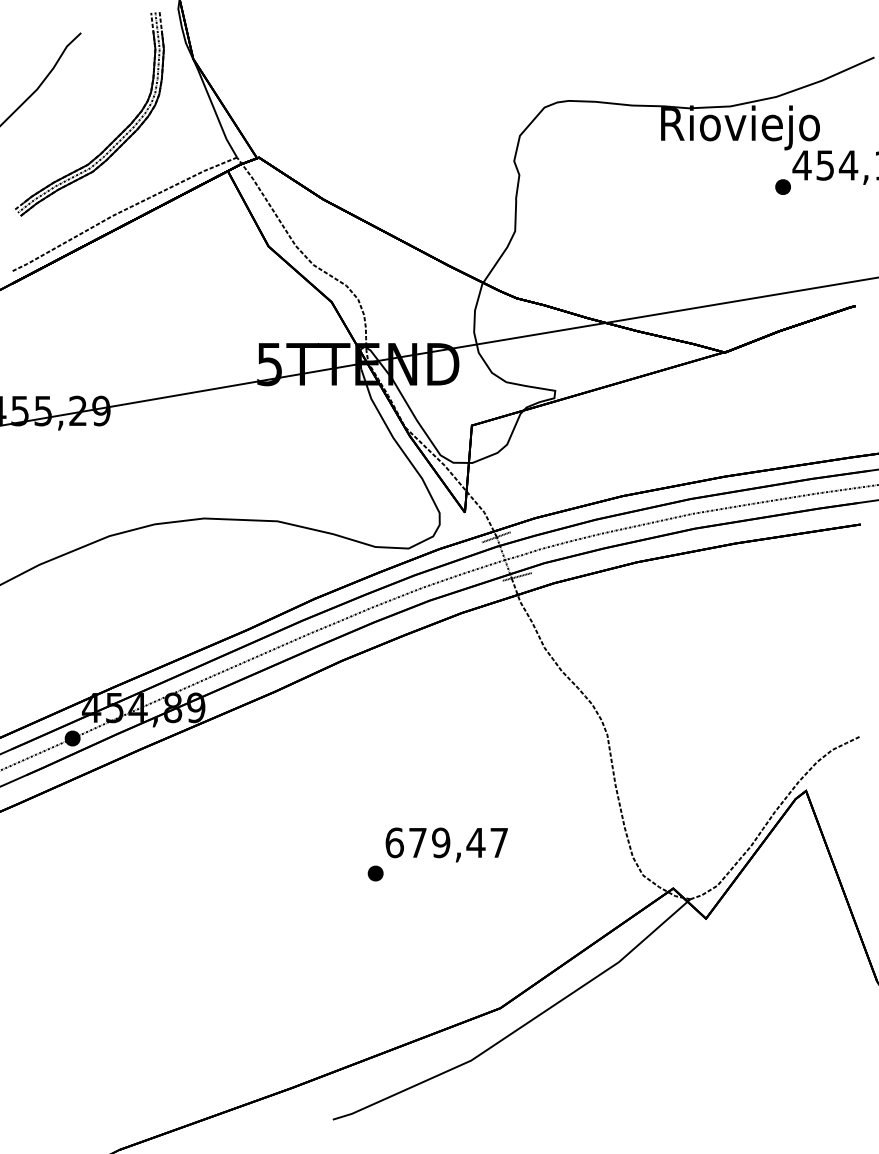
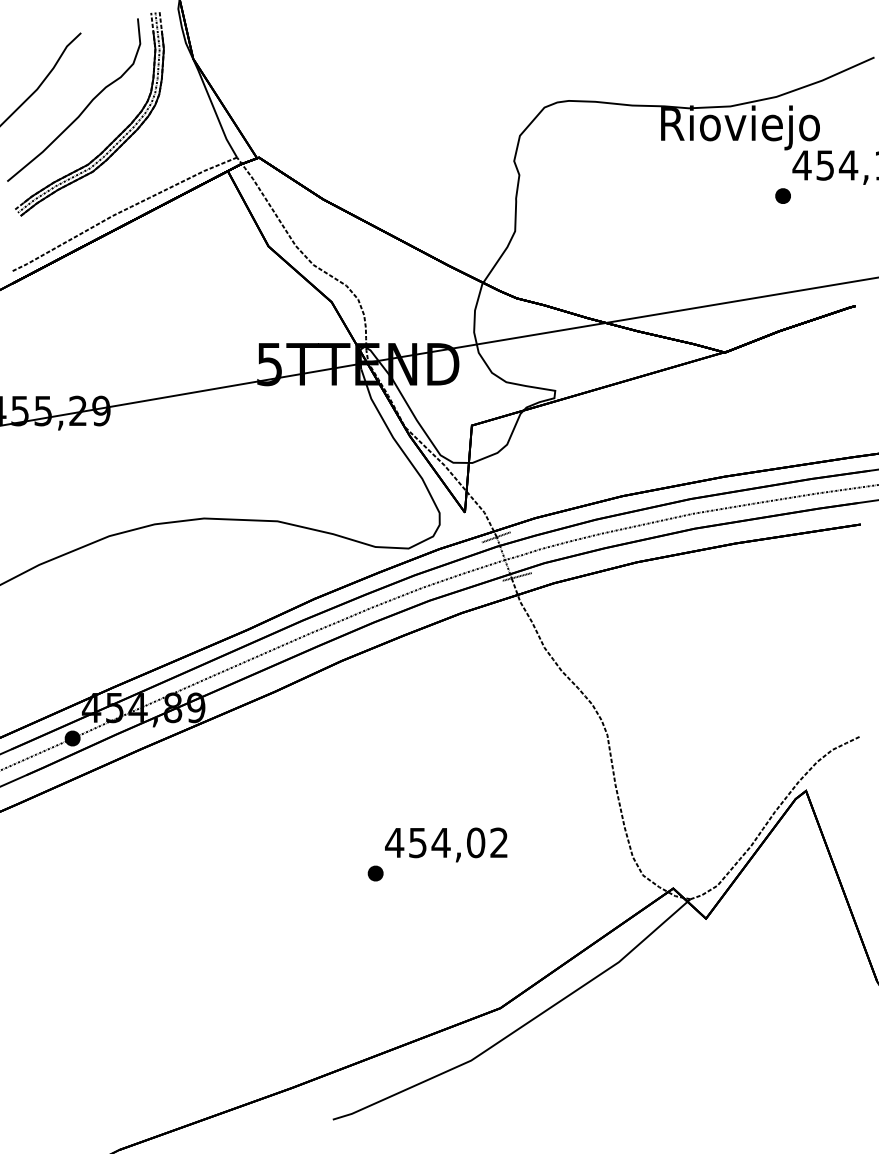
part: none -> present (86, 105)
part position: (782, 186) -> (782, 195) (782, 195)
text: 679,47 -> 454,02 (446, 842)
